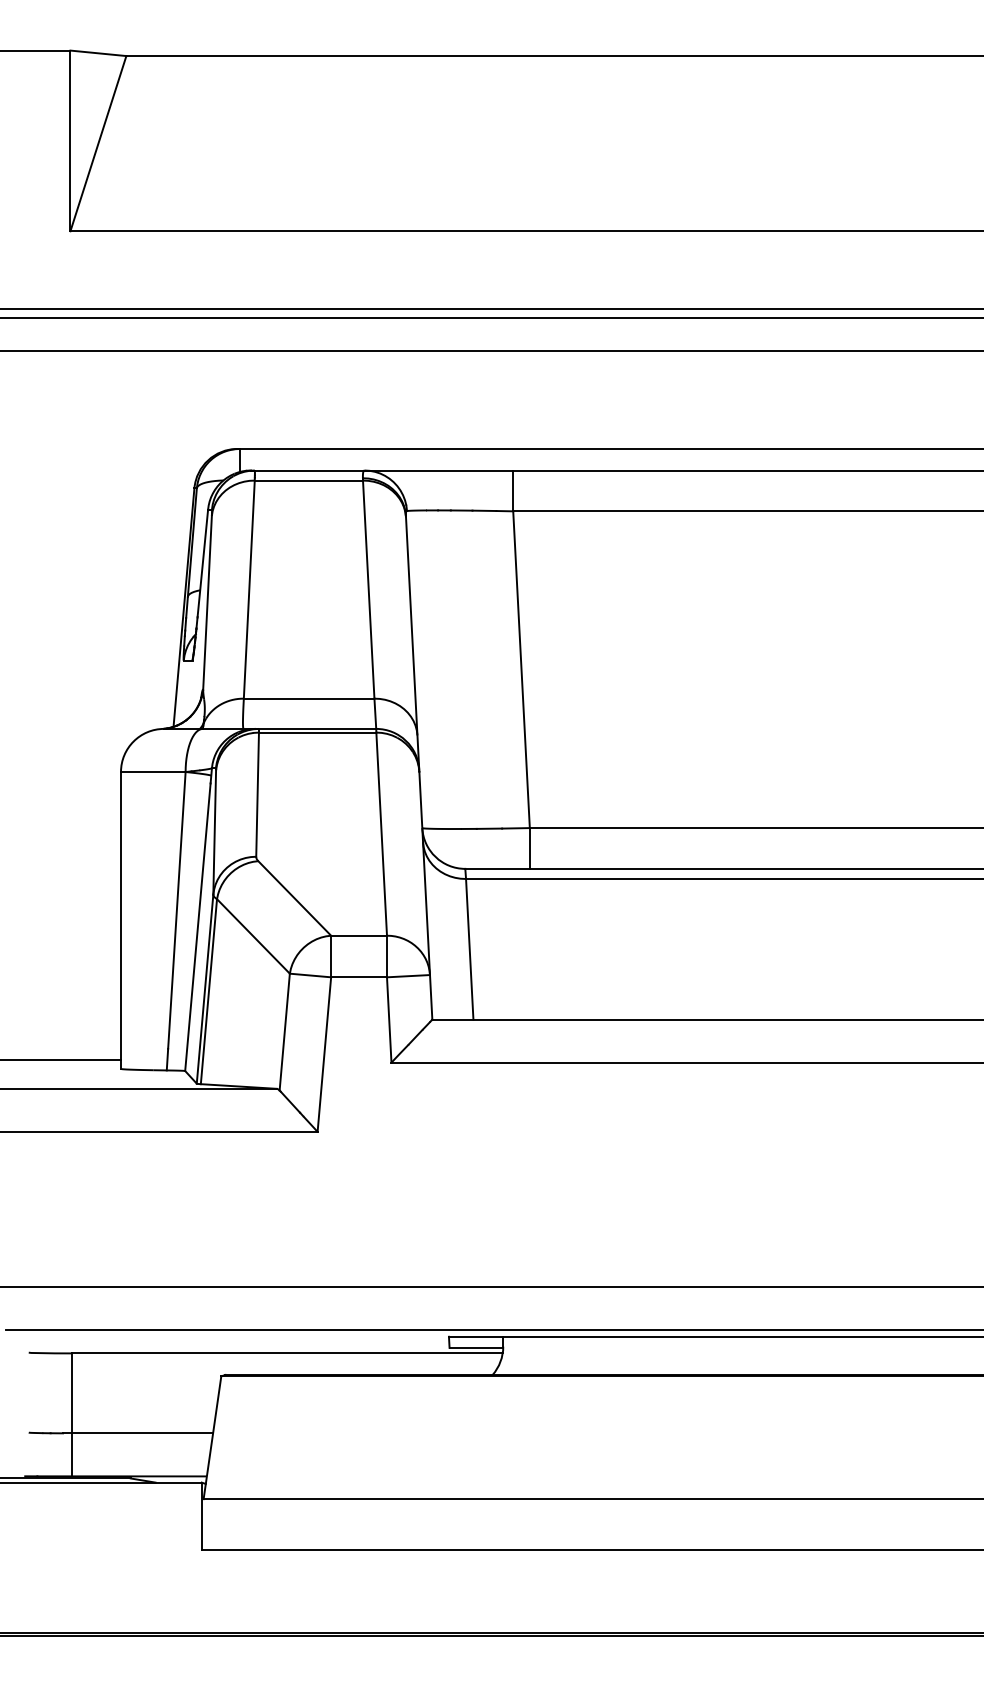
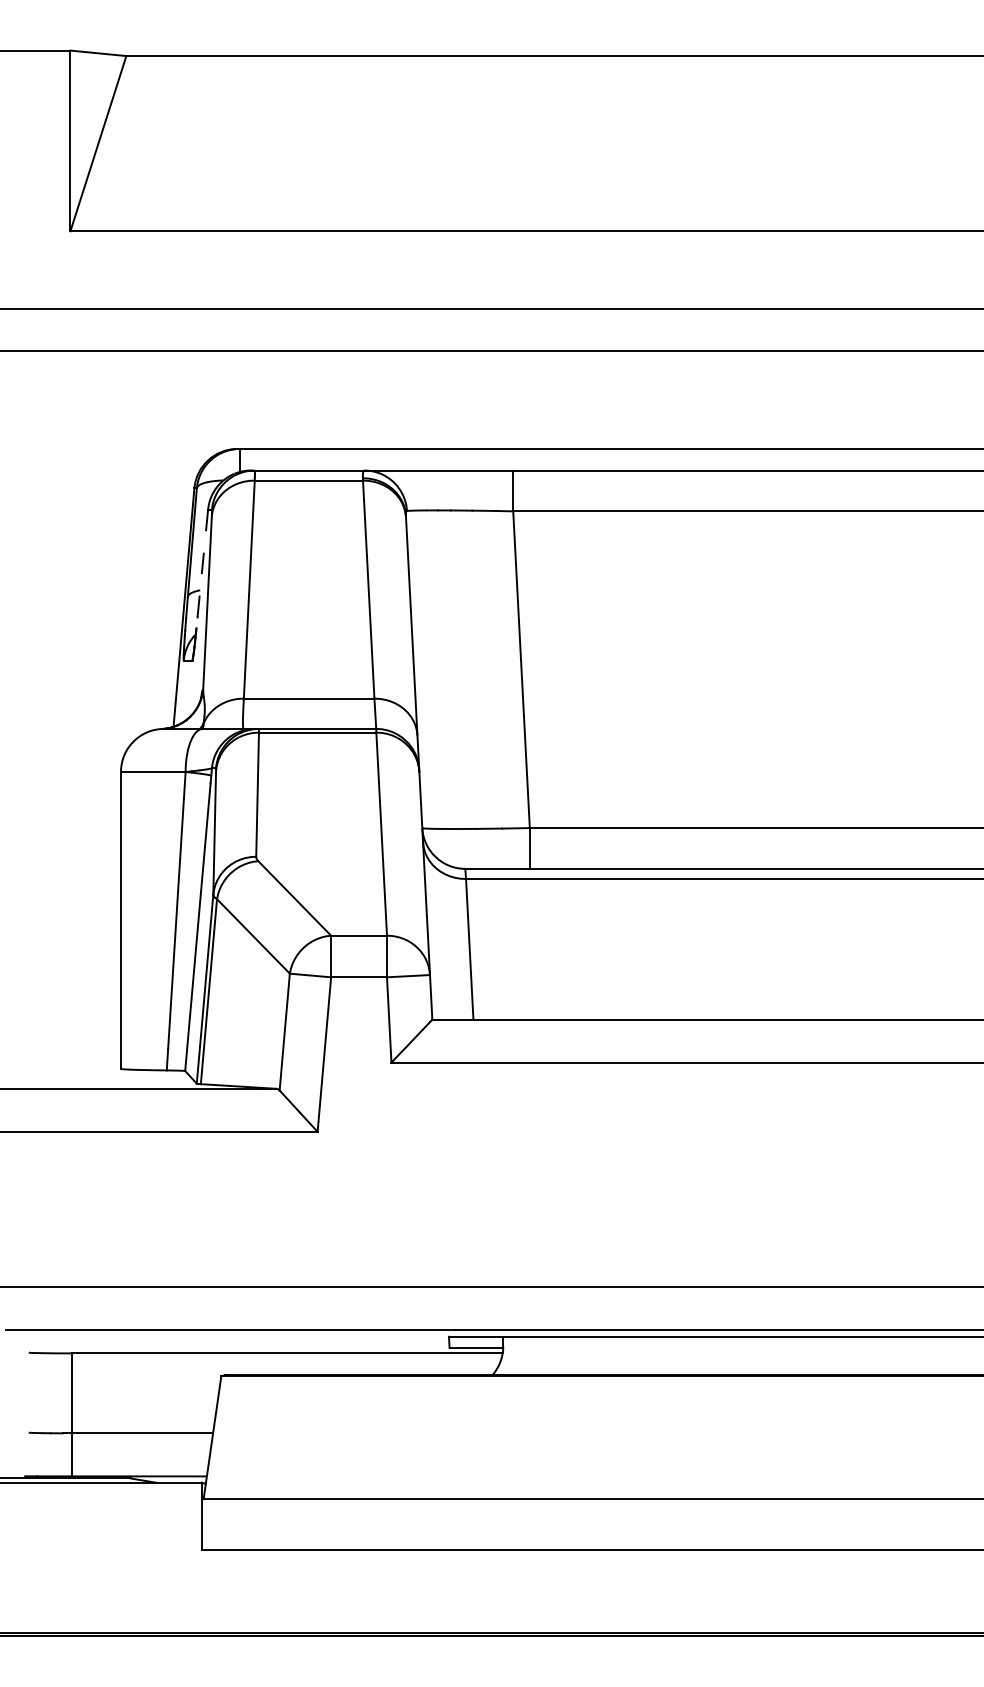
line: present -> none (491, 318)
line: solid -> dashed (202, 569)
line: present -> none (61, 1060)
